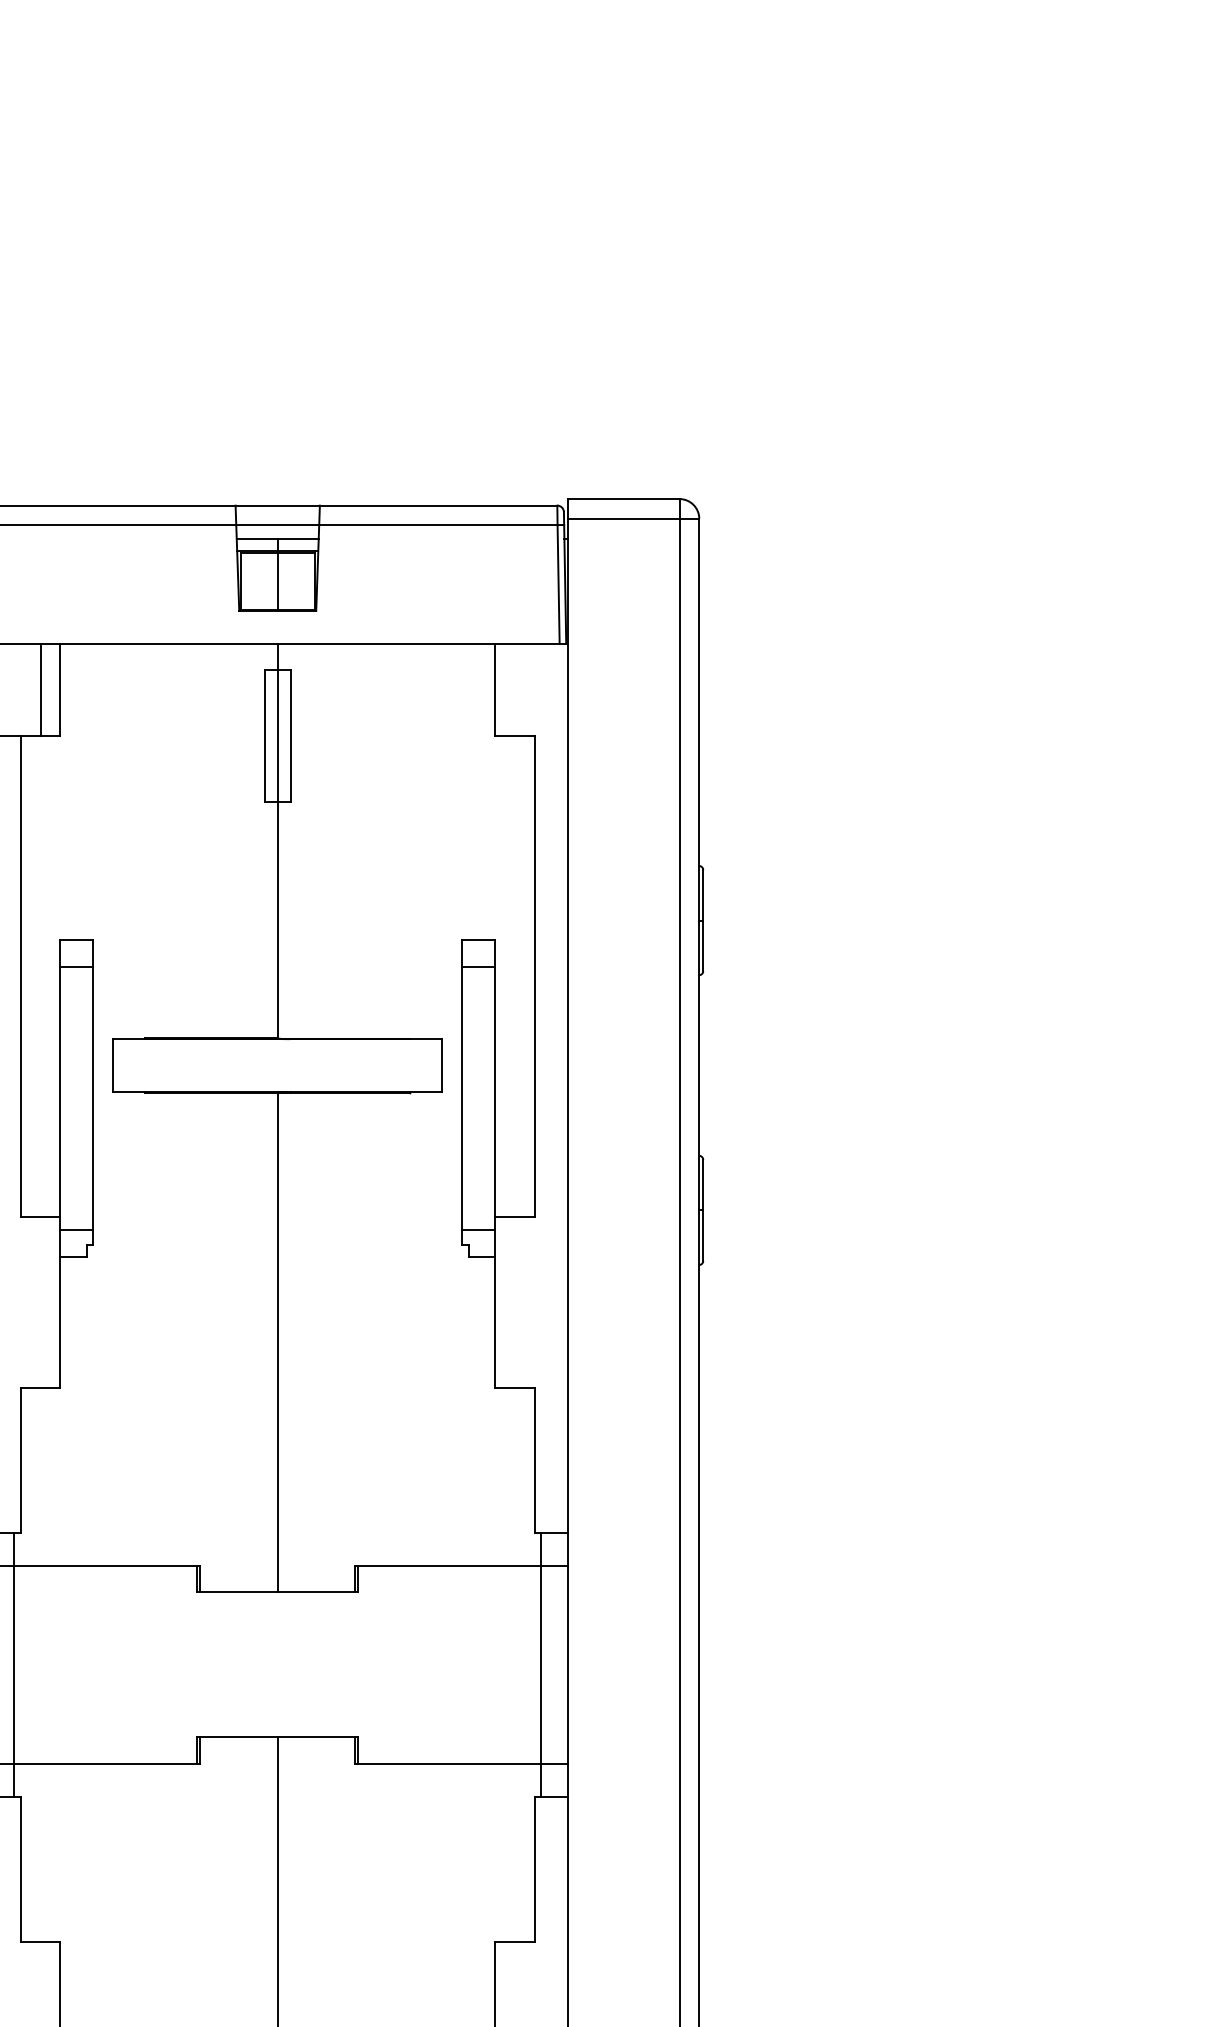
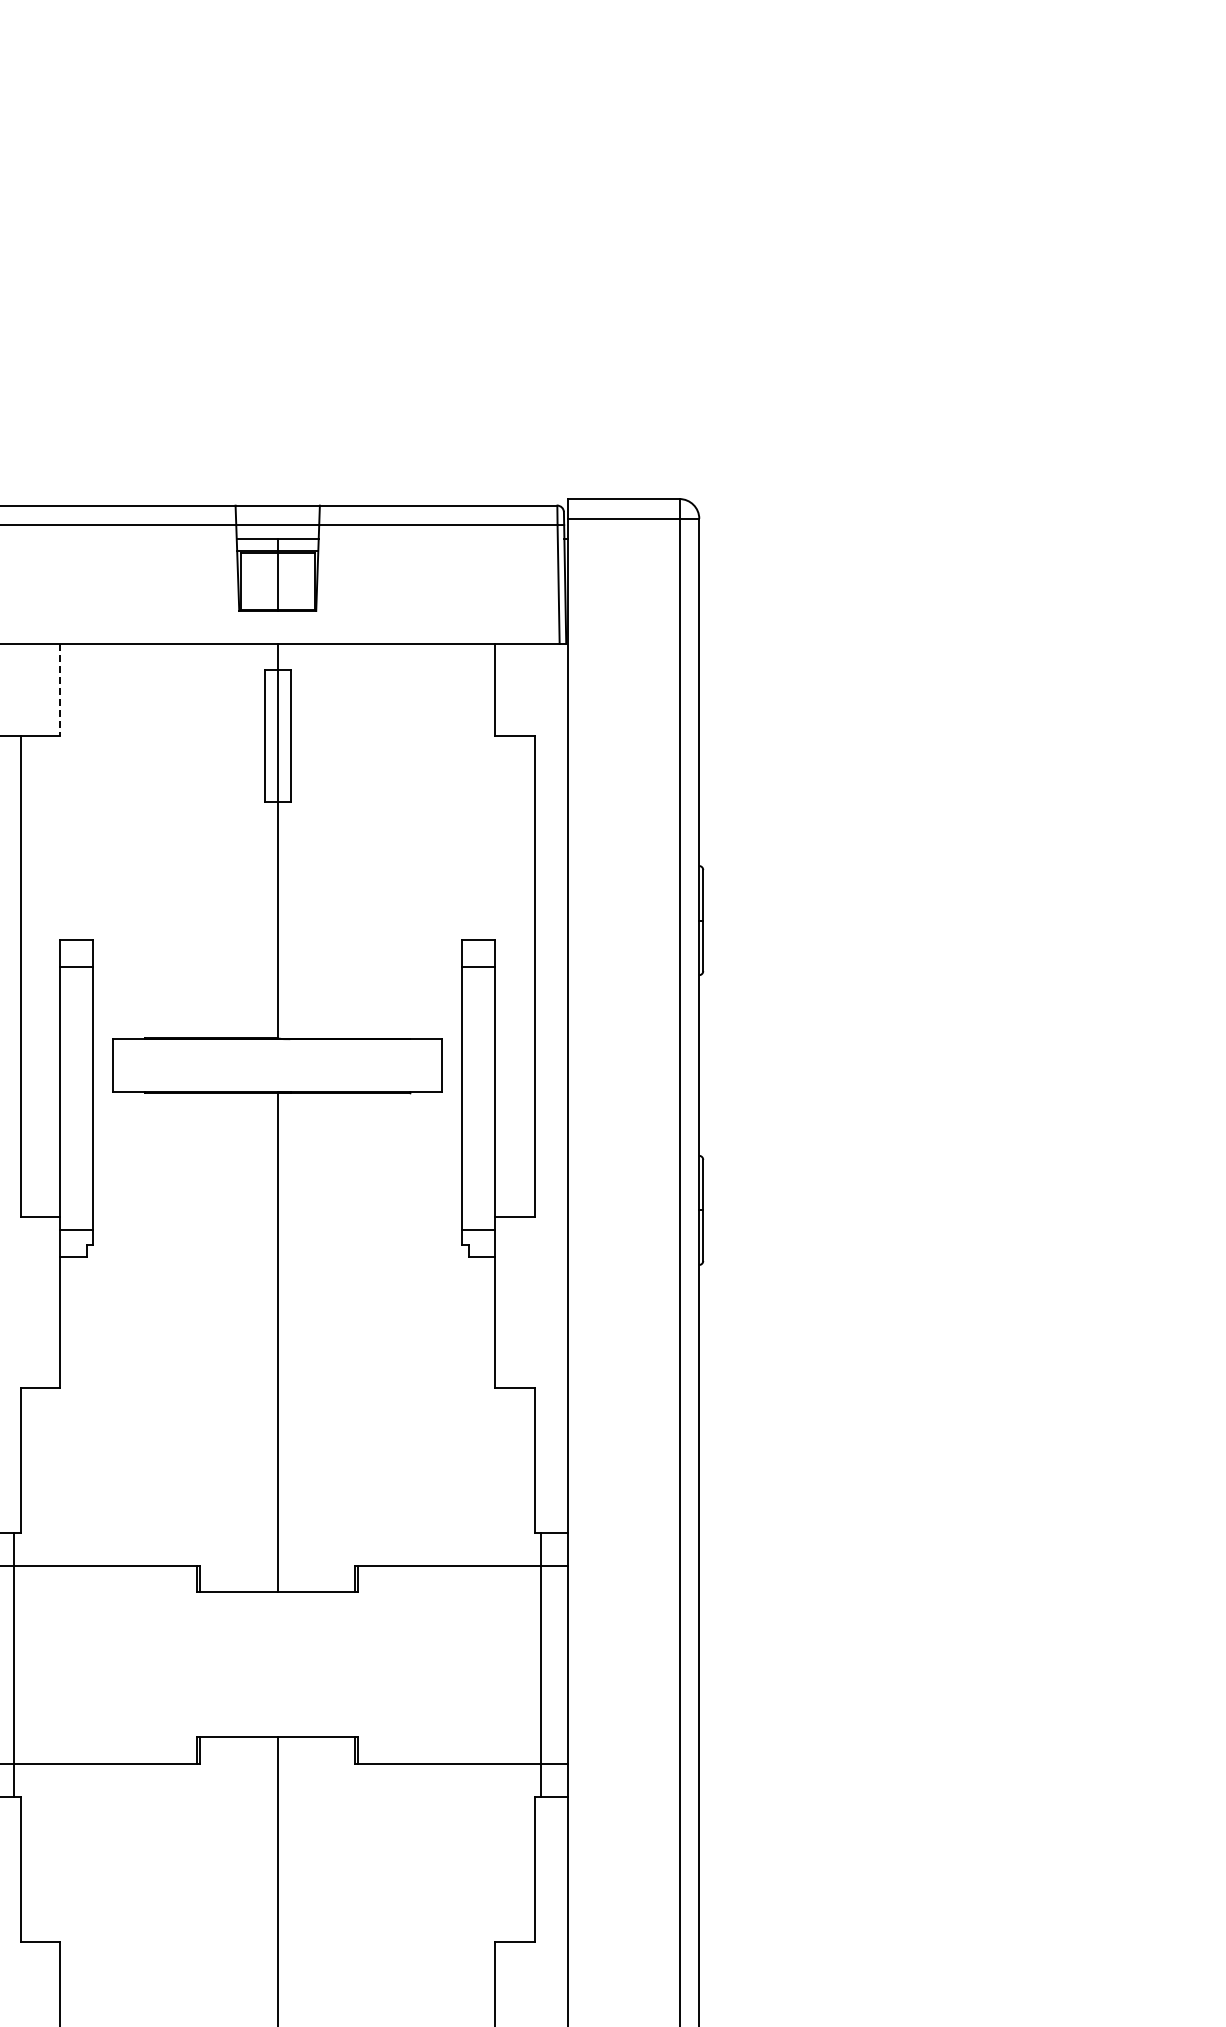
line: present -> none (40, 689)
line: solid -> dashed (60, 690)
